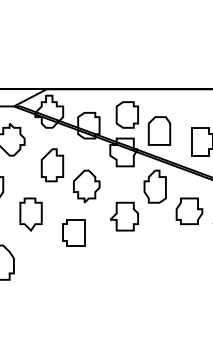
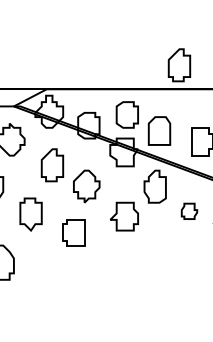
part: none -> present (179, 65)
part size: 29x29 px -> 19x18 px (189, 210)
